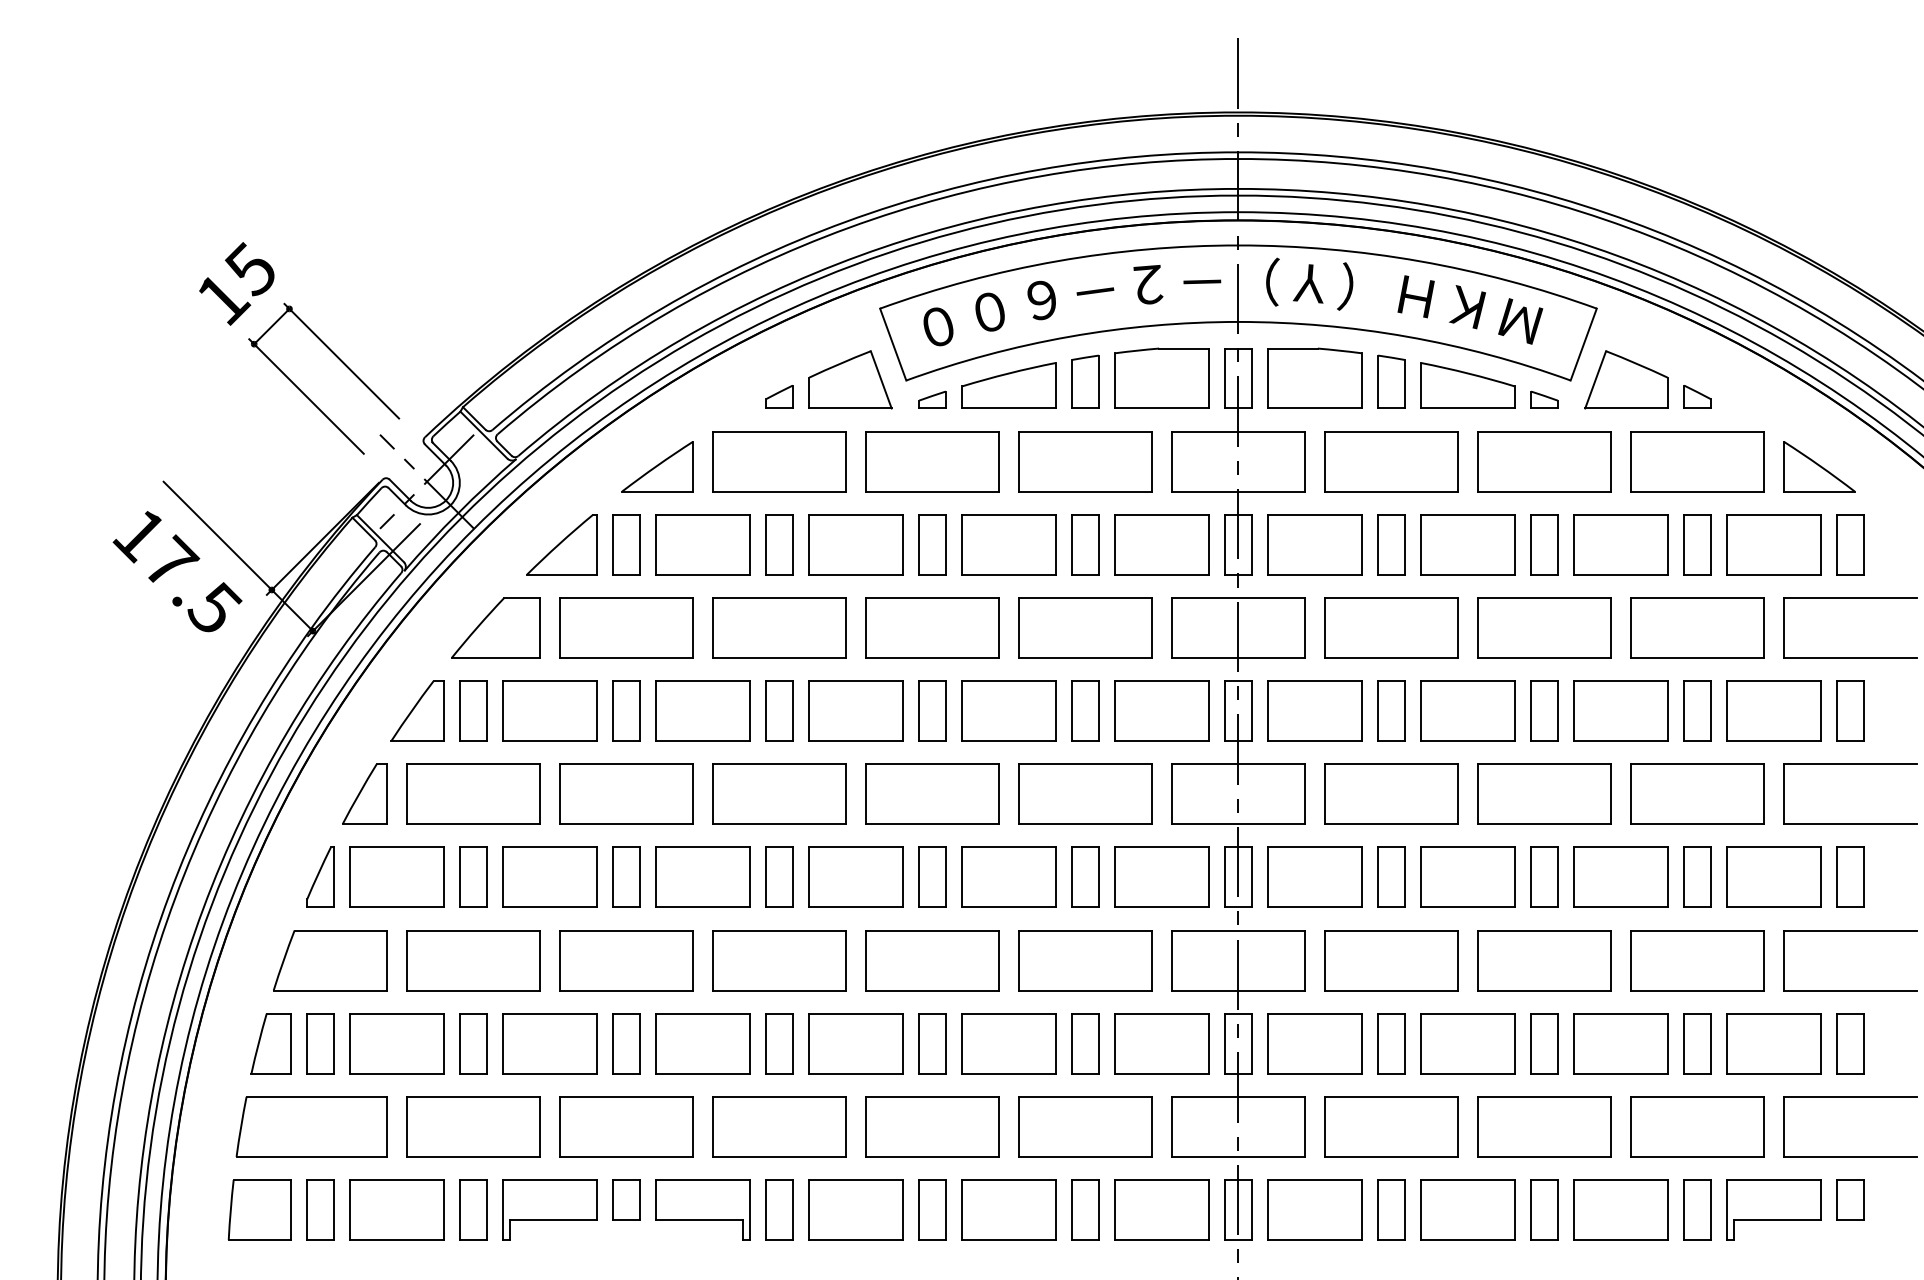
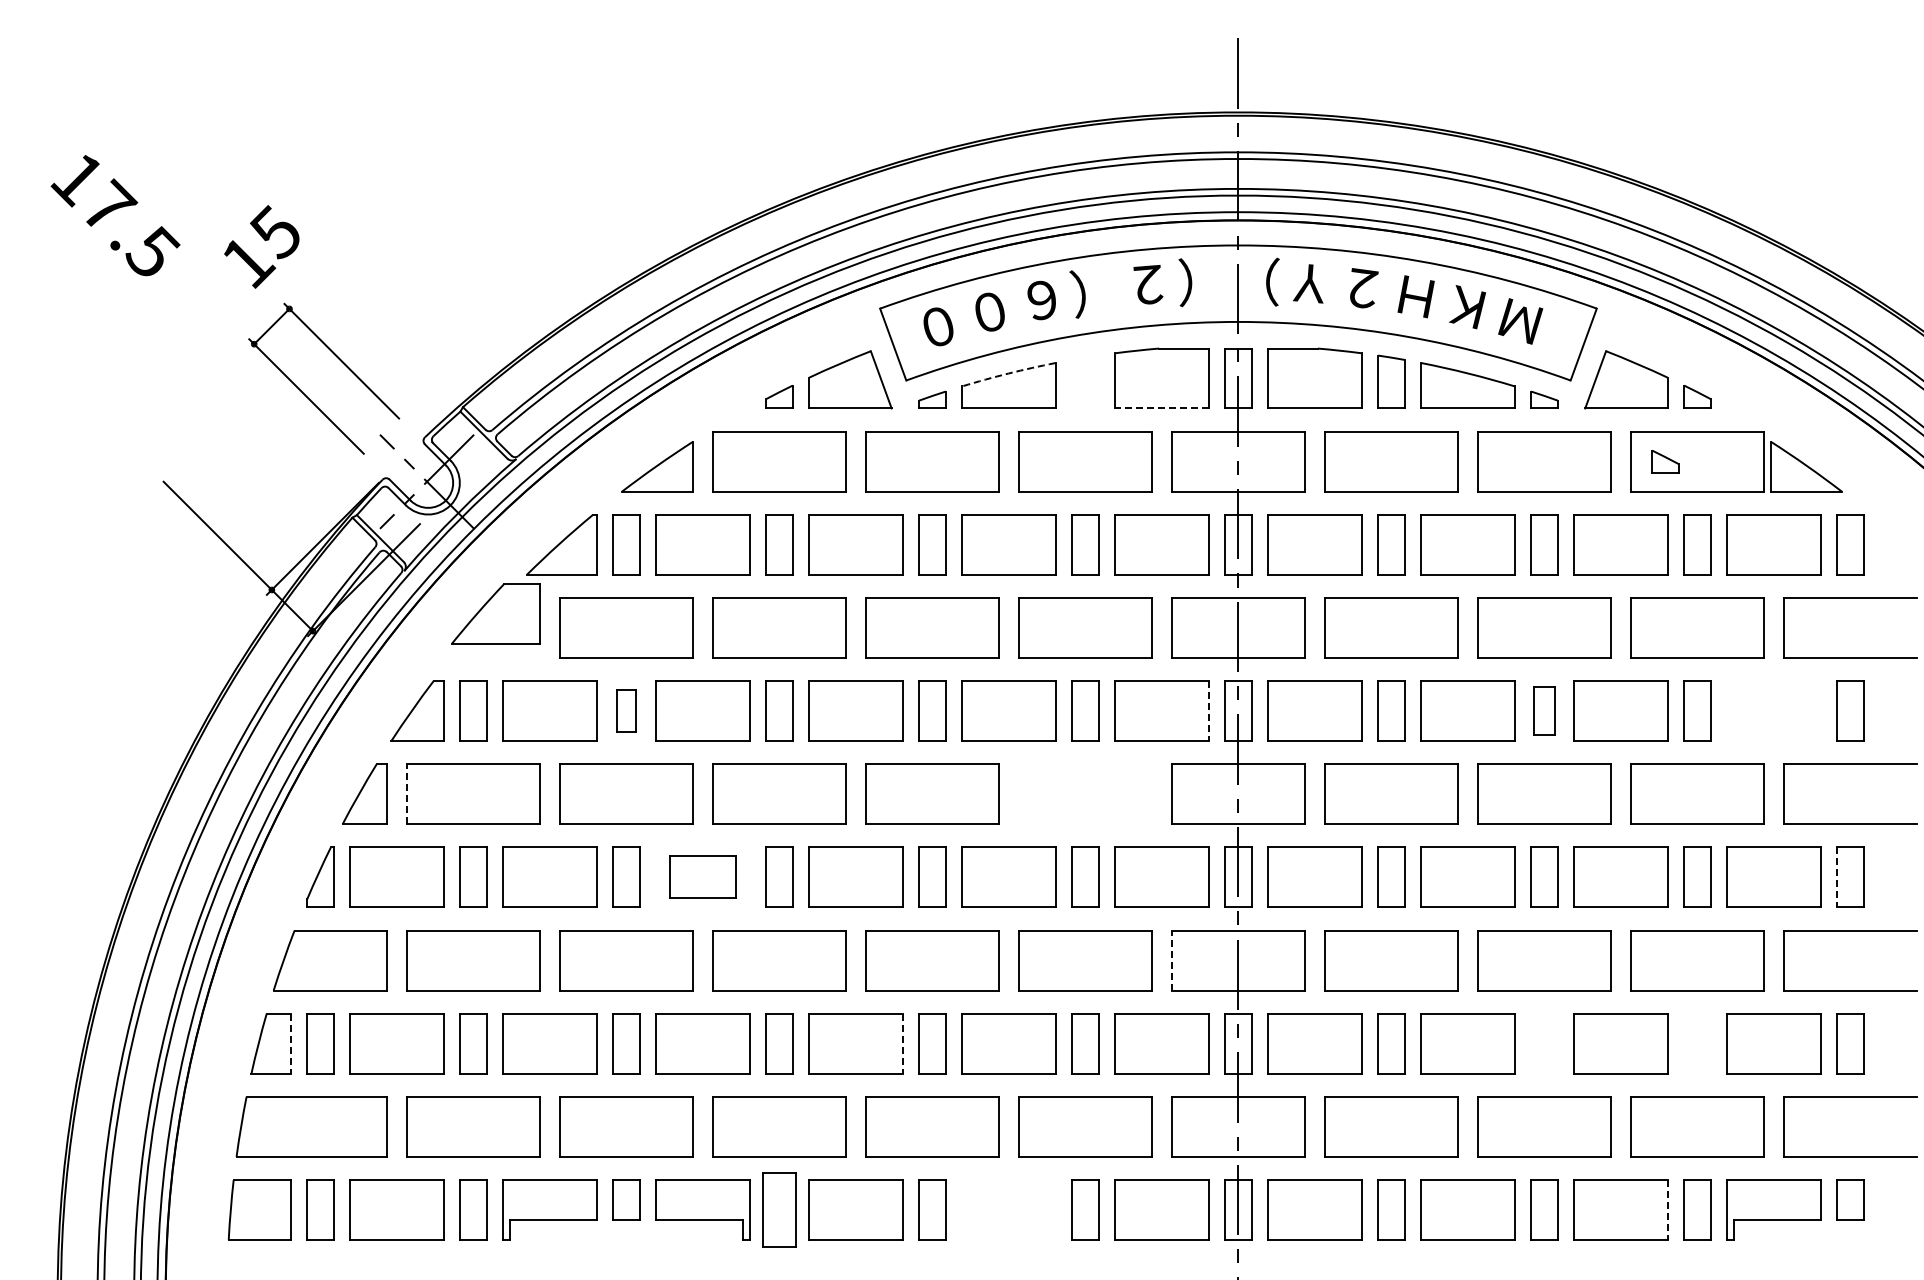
text: － -> （ (1199, 282)
text position: (236, 283) -> (261, 246) (261, 246)
text: （ -> ２ (1357, 286)
text: － -> （ (1091, 294)
arc: solid -> dashed (1008, 373)
part: present -> none (1085, 381)
line: solid -> dashed (1161, 408)
part: none -> present (1665, 461)
part position: (1819, 466) -> (1806, 466) (1806, 466)
text position: (177, 571) -> (115, 215) (115, 215)
part position: (495, 627) -> (495, 613) (495, 613)
part size: 29x62 px -> 21x44 px (626, 710)
part size: 29x62 px -> 23x50 px (1544, 710)
part: present -> none (1773, 710)
line: solid -> dashed (1208, 711)
part: present -> none (1085, 793)
line: solid -> dashed (406, 794)
part size: 96x62 px -> 68x44 px (702, 876)
line: solid -> dashed (1837, 877)
line: solid -> dashed (1171, 960)
line: solid -> dashed (290, 1043)
line: solid -> dashed (902, 1043)
part: present -> none (1544, 1043)
part: present -> none (1697, 1043)
part size: 29x62 px -> 35x76 px (779, 1209)
part: present -> none (1008, 1209)
line: solid -> dashed (1667, 1210)
